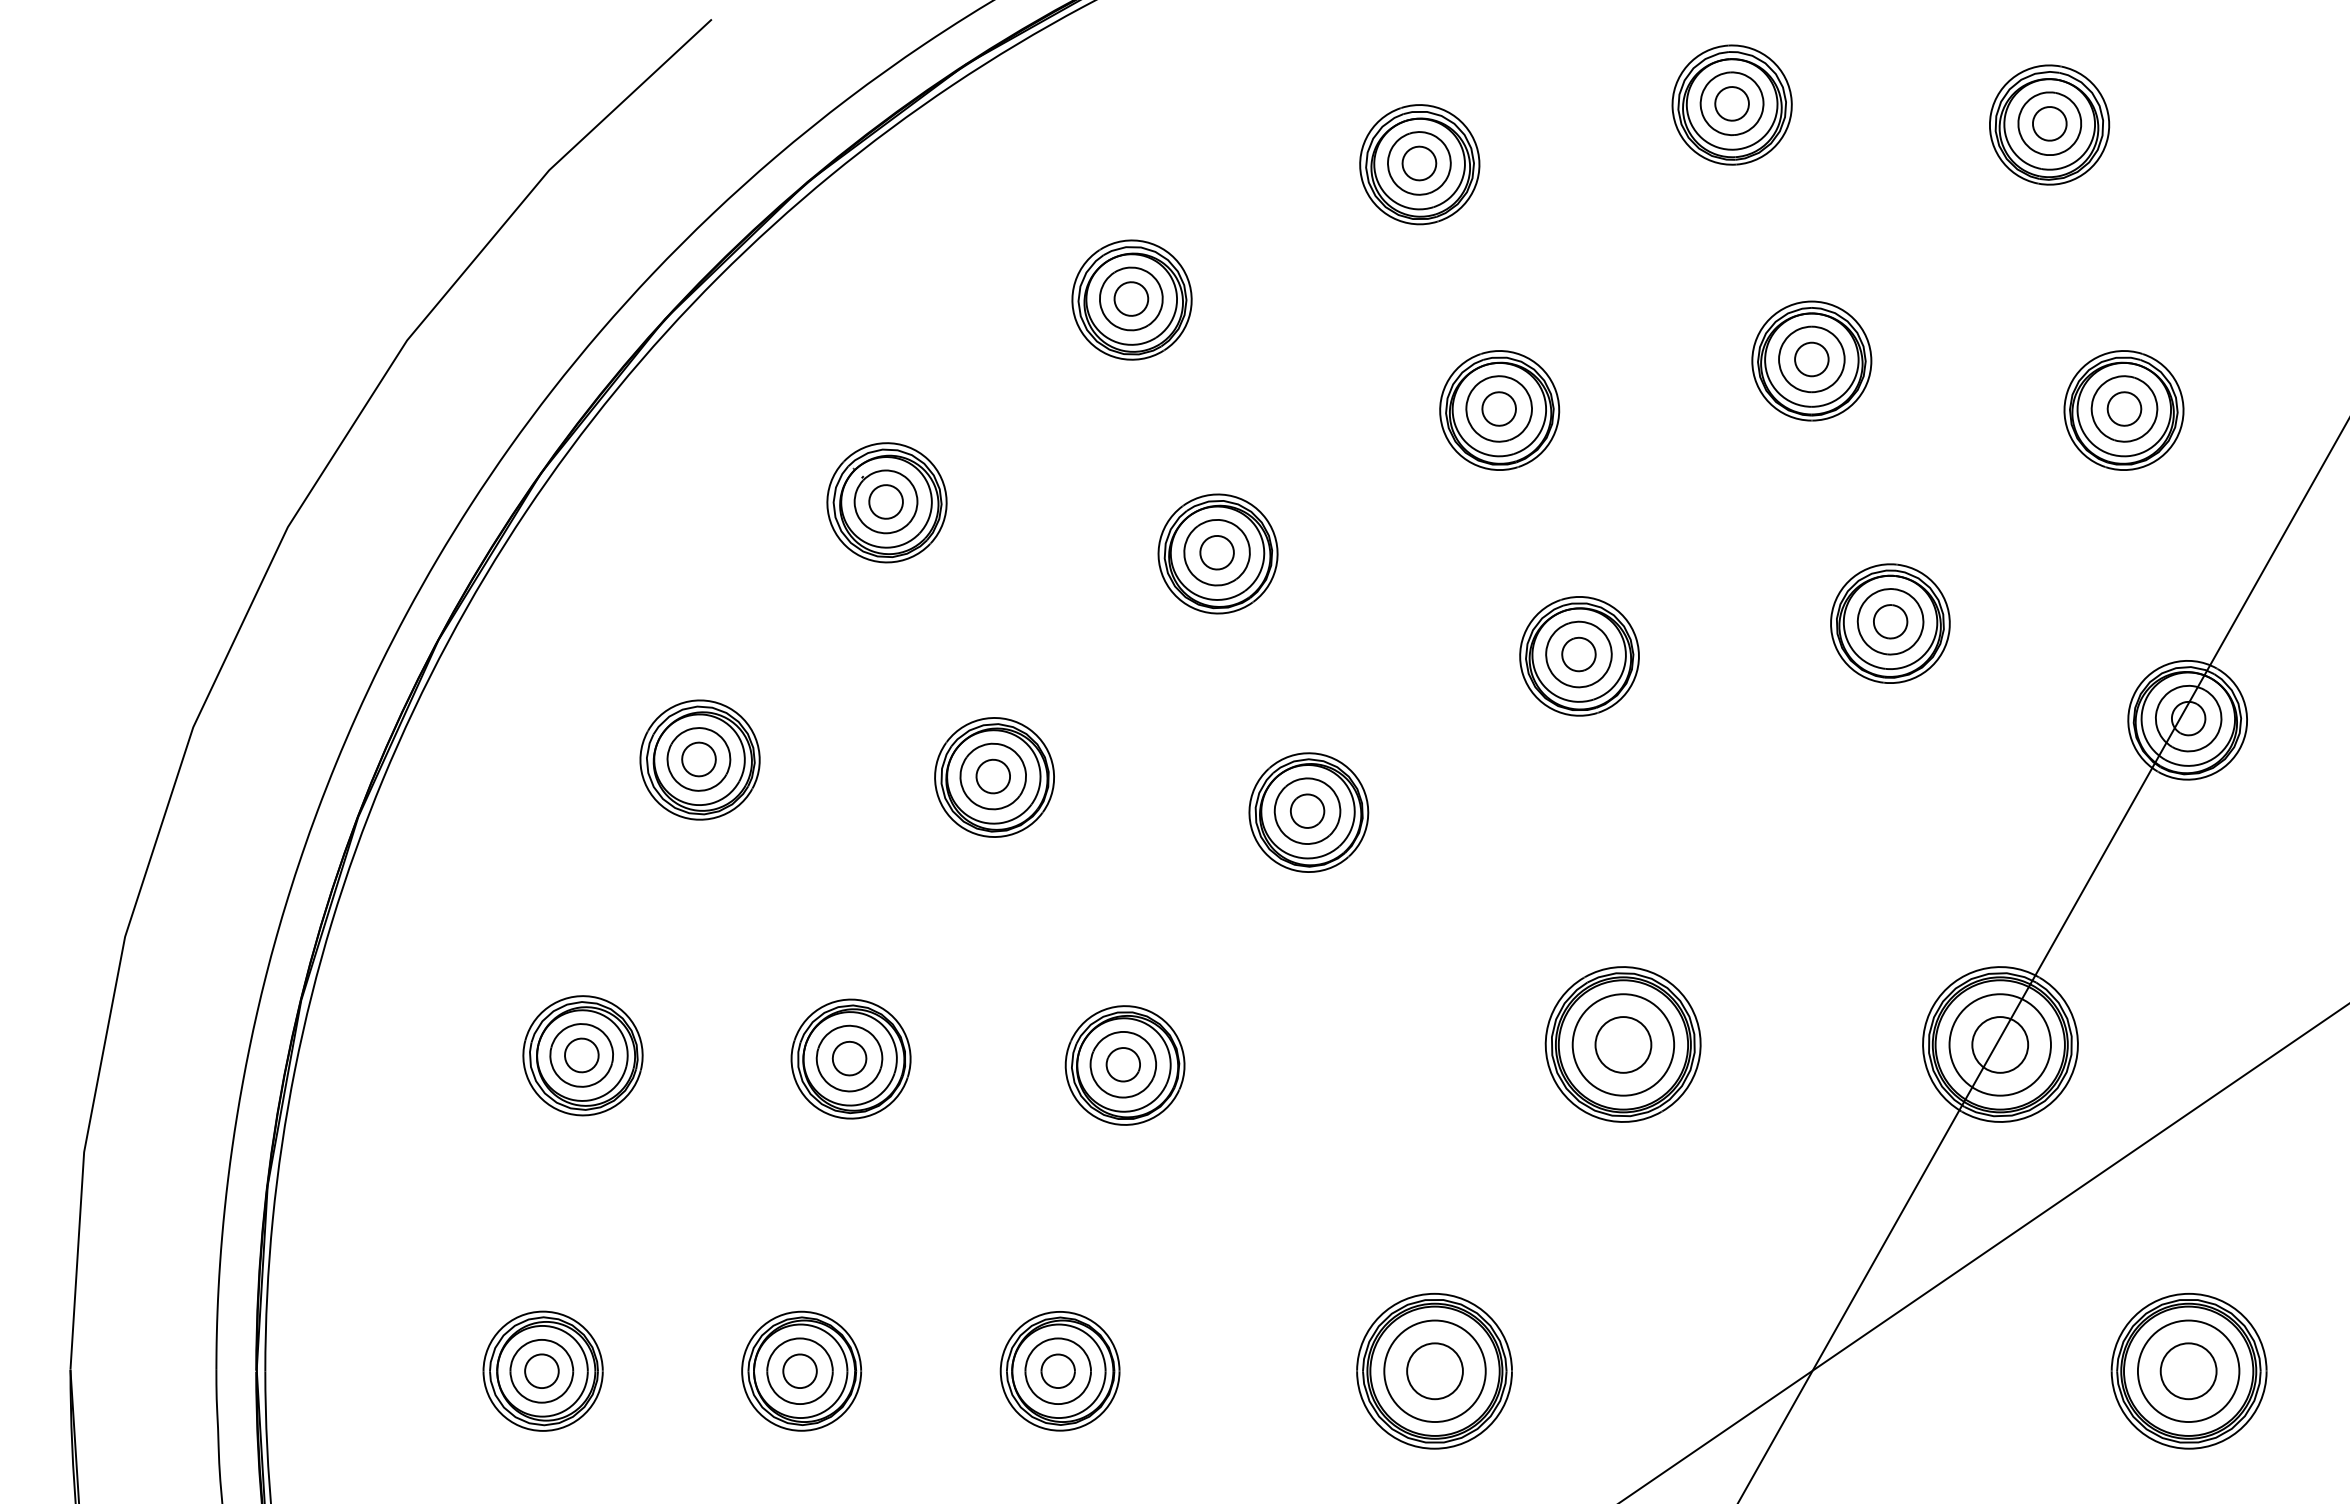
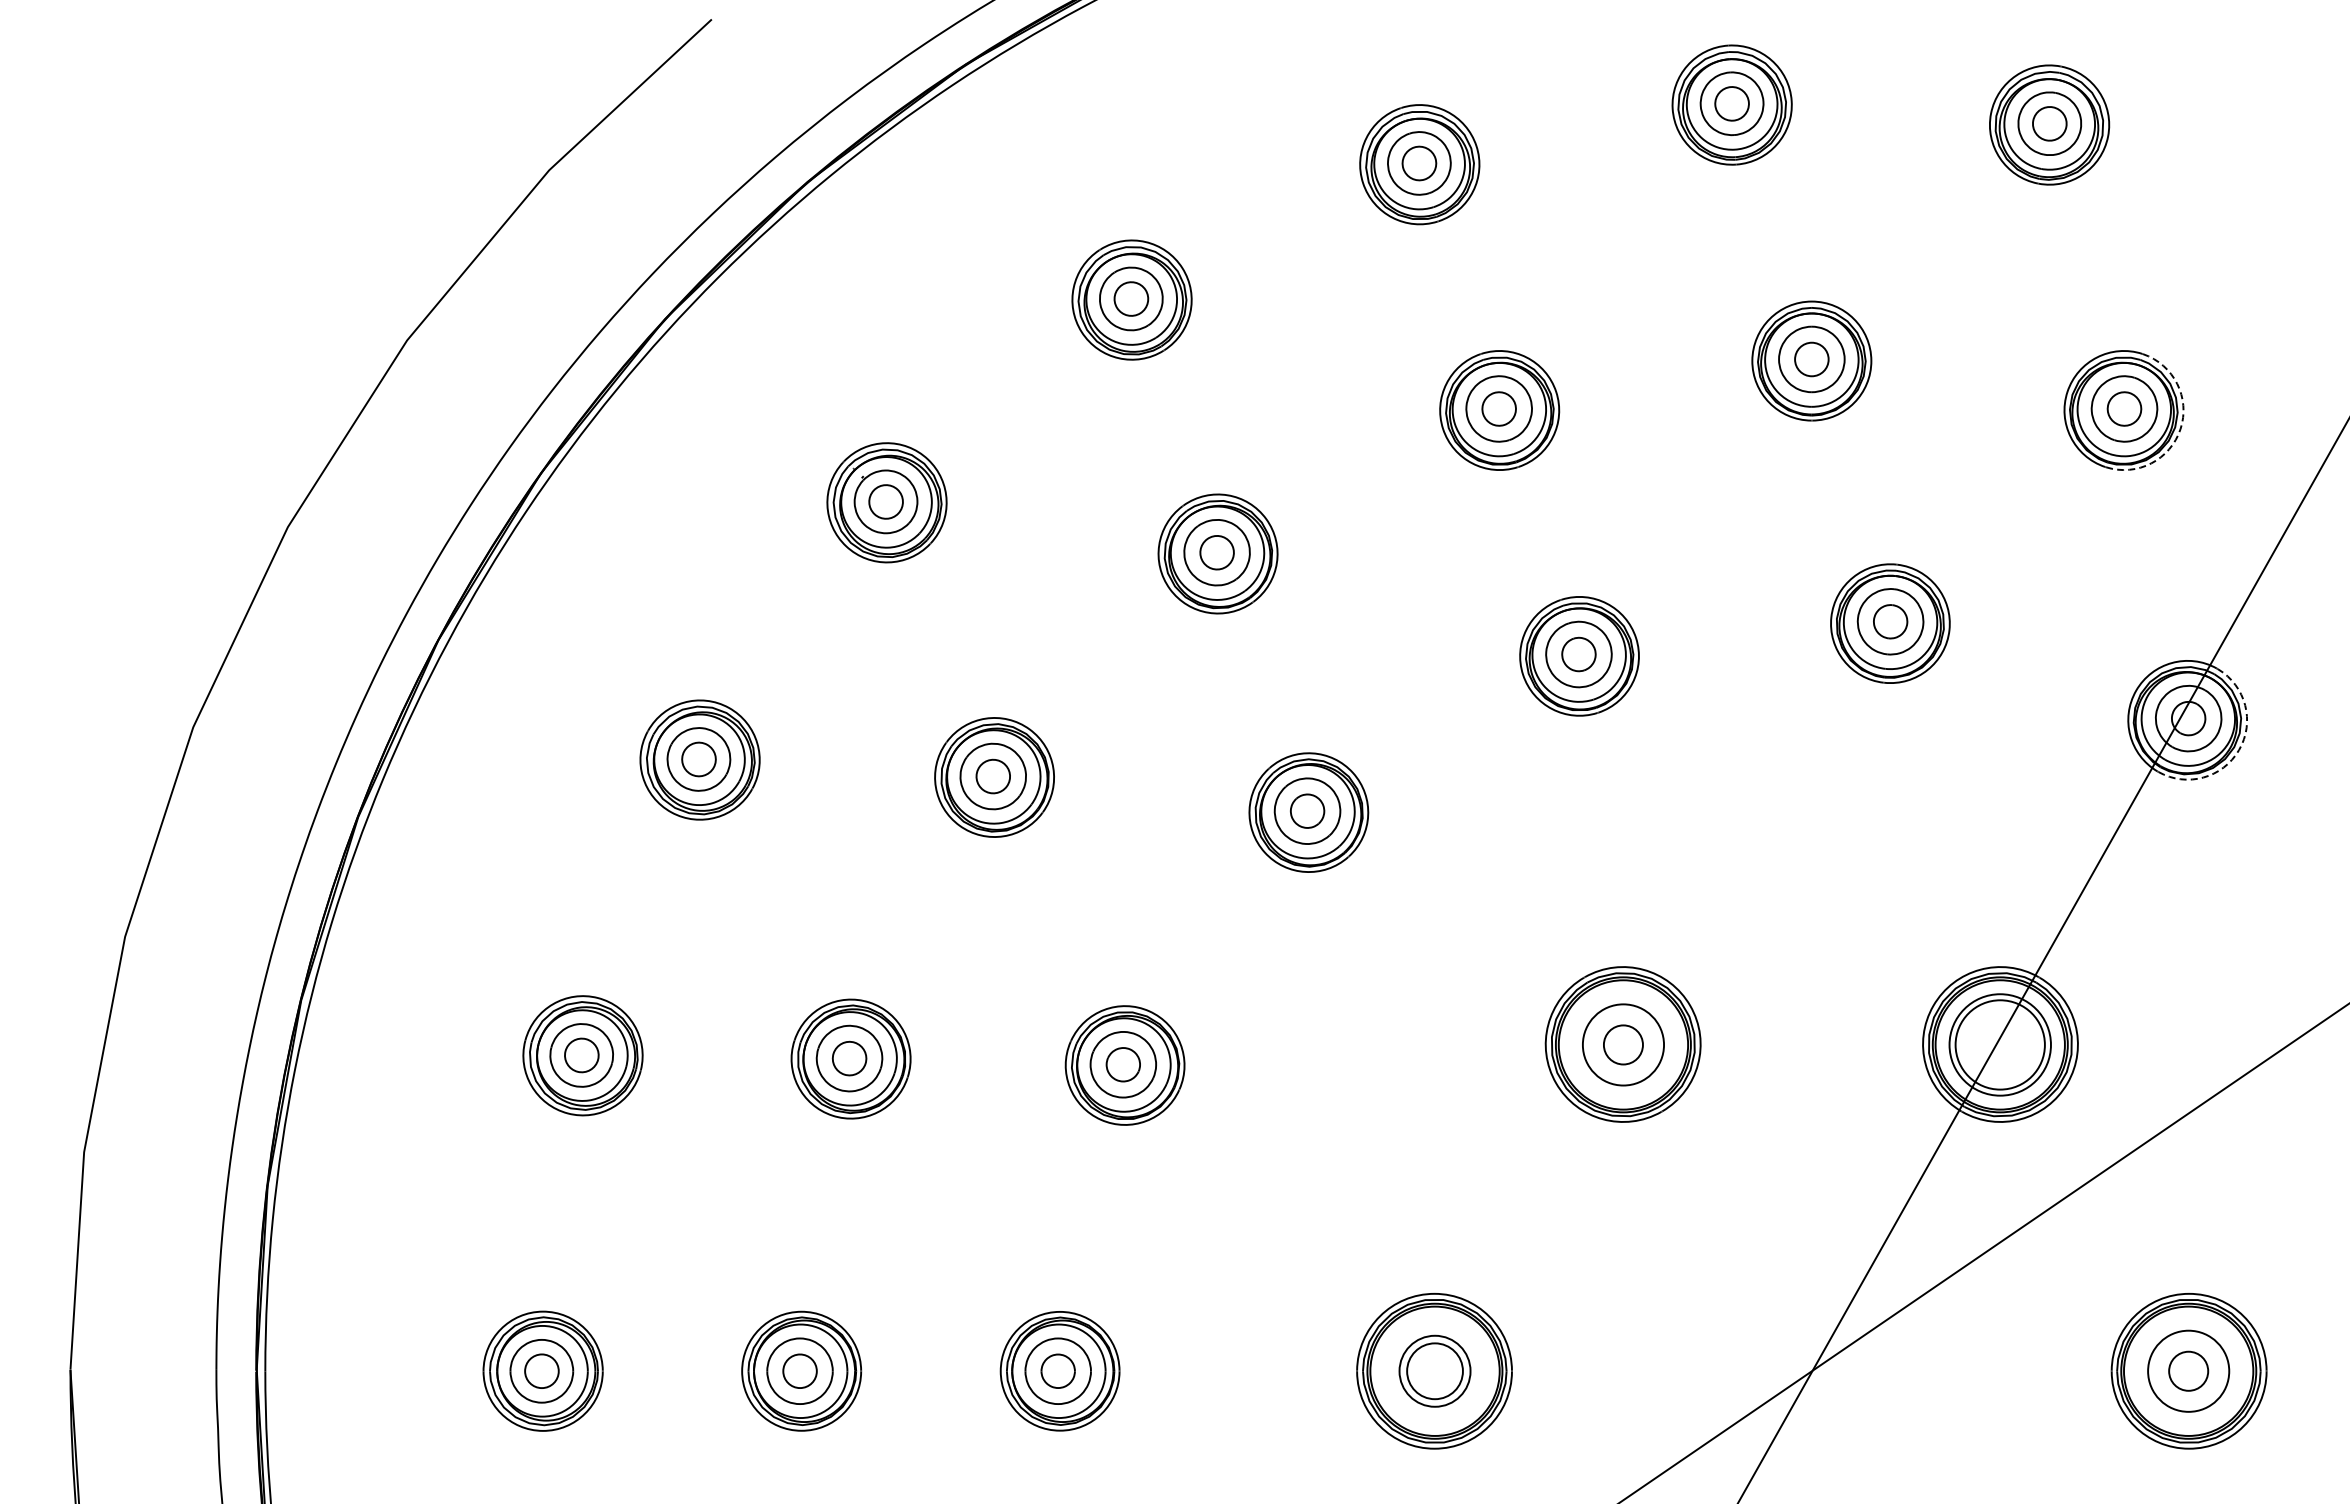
arc: solid -> dashed (2180, 429)
arc: solid -> dashed (2239, 750)
circle diameter: 101 px -> 81 px (1623, 1044)
circle diameter: 56 px -> 39 px (1622, 1044)
circle diameter: 56 px -> 89 px (1999, 1044)
circle diameter: 101 px -> 71 px (1434, 1370)
circle diameter: 101 px -> 81 px (2188, 1370)
circle diameter: 56 px -> 39 px (2188, 1370)
